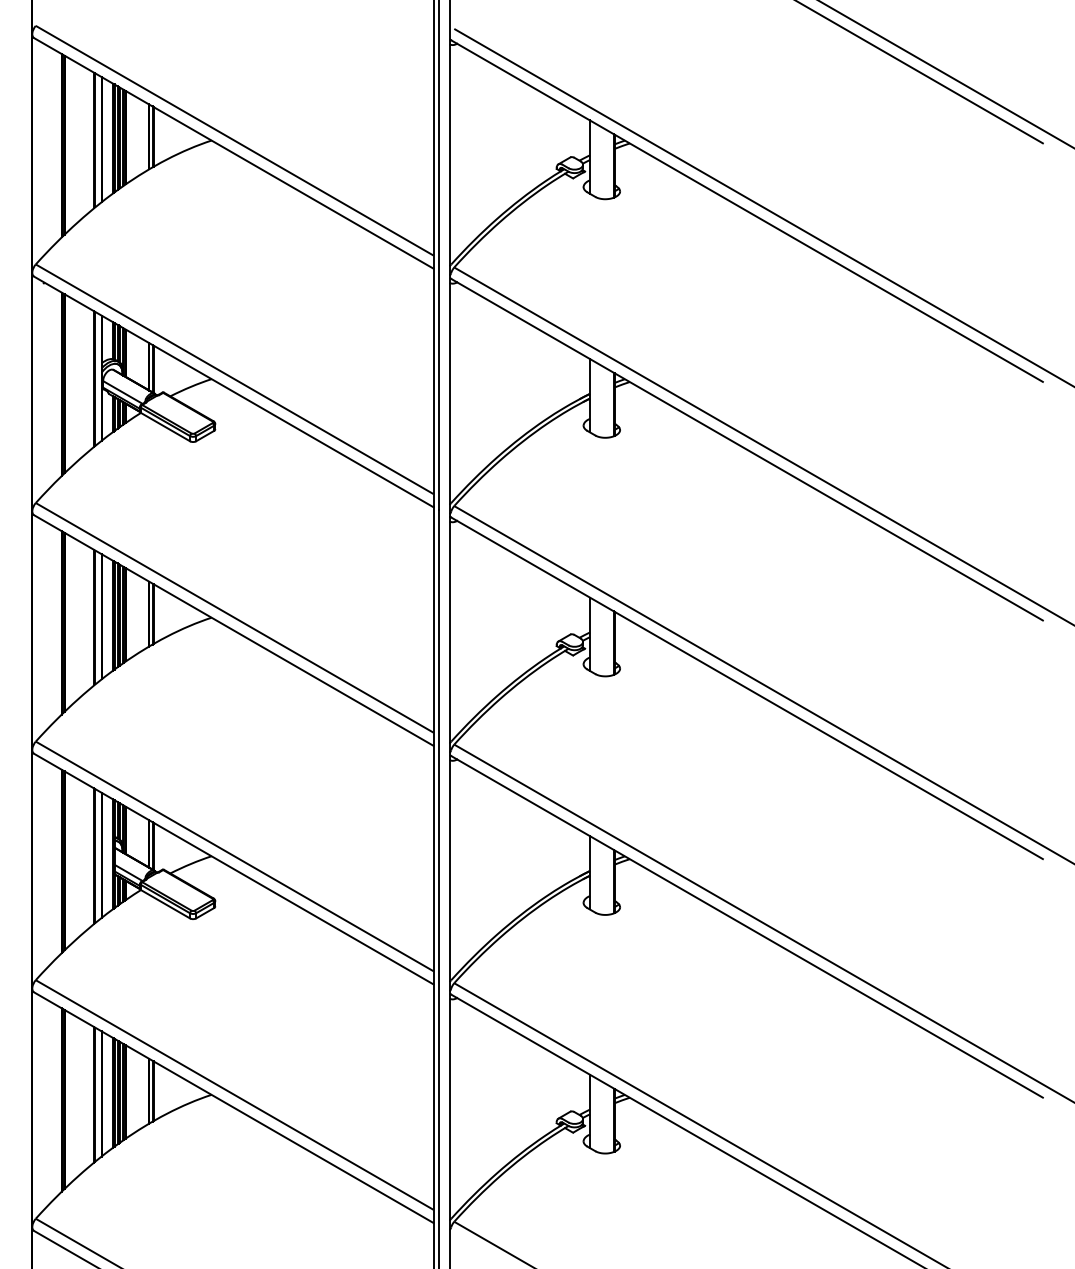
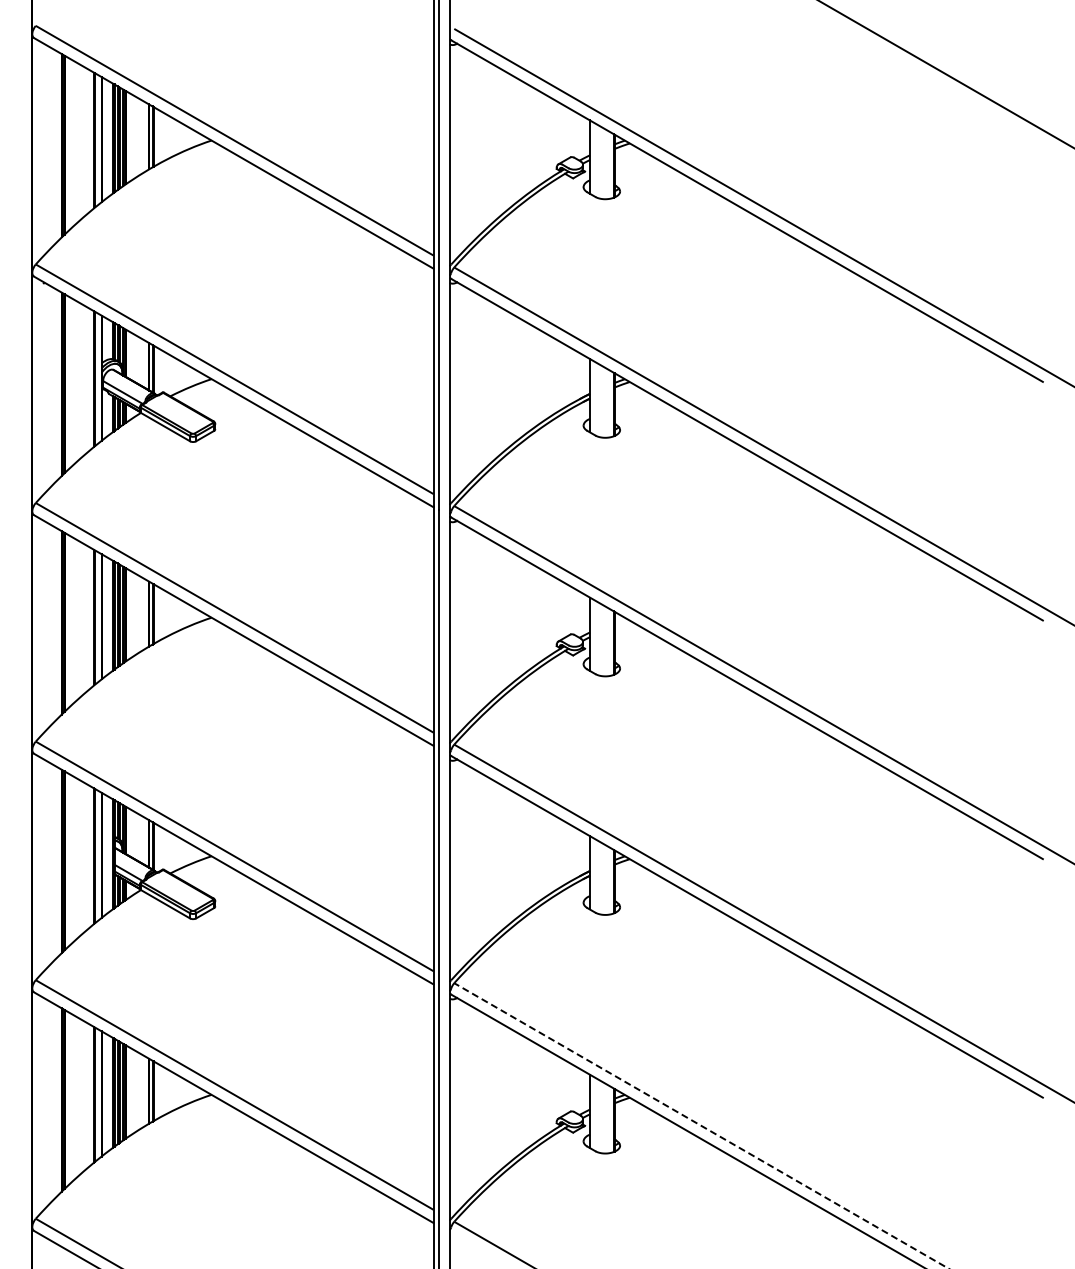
line: present -> none (920, 72)
line: solid -> dashed (701, 1125)
